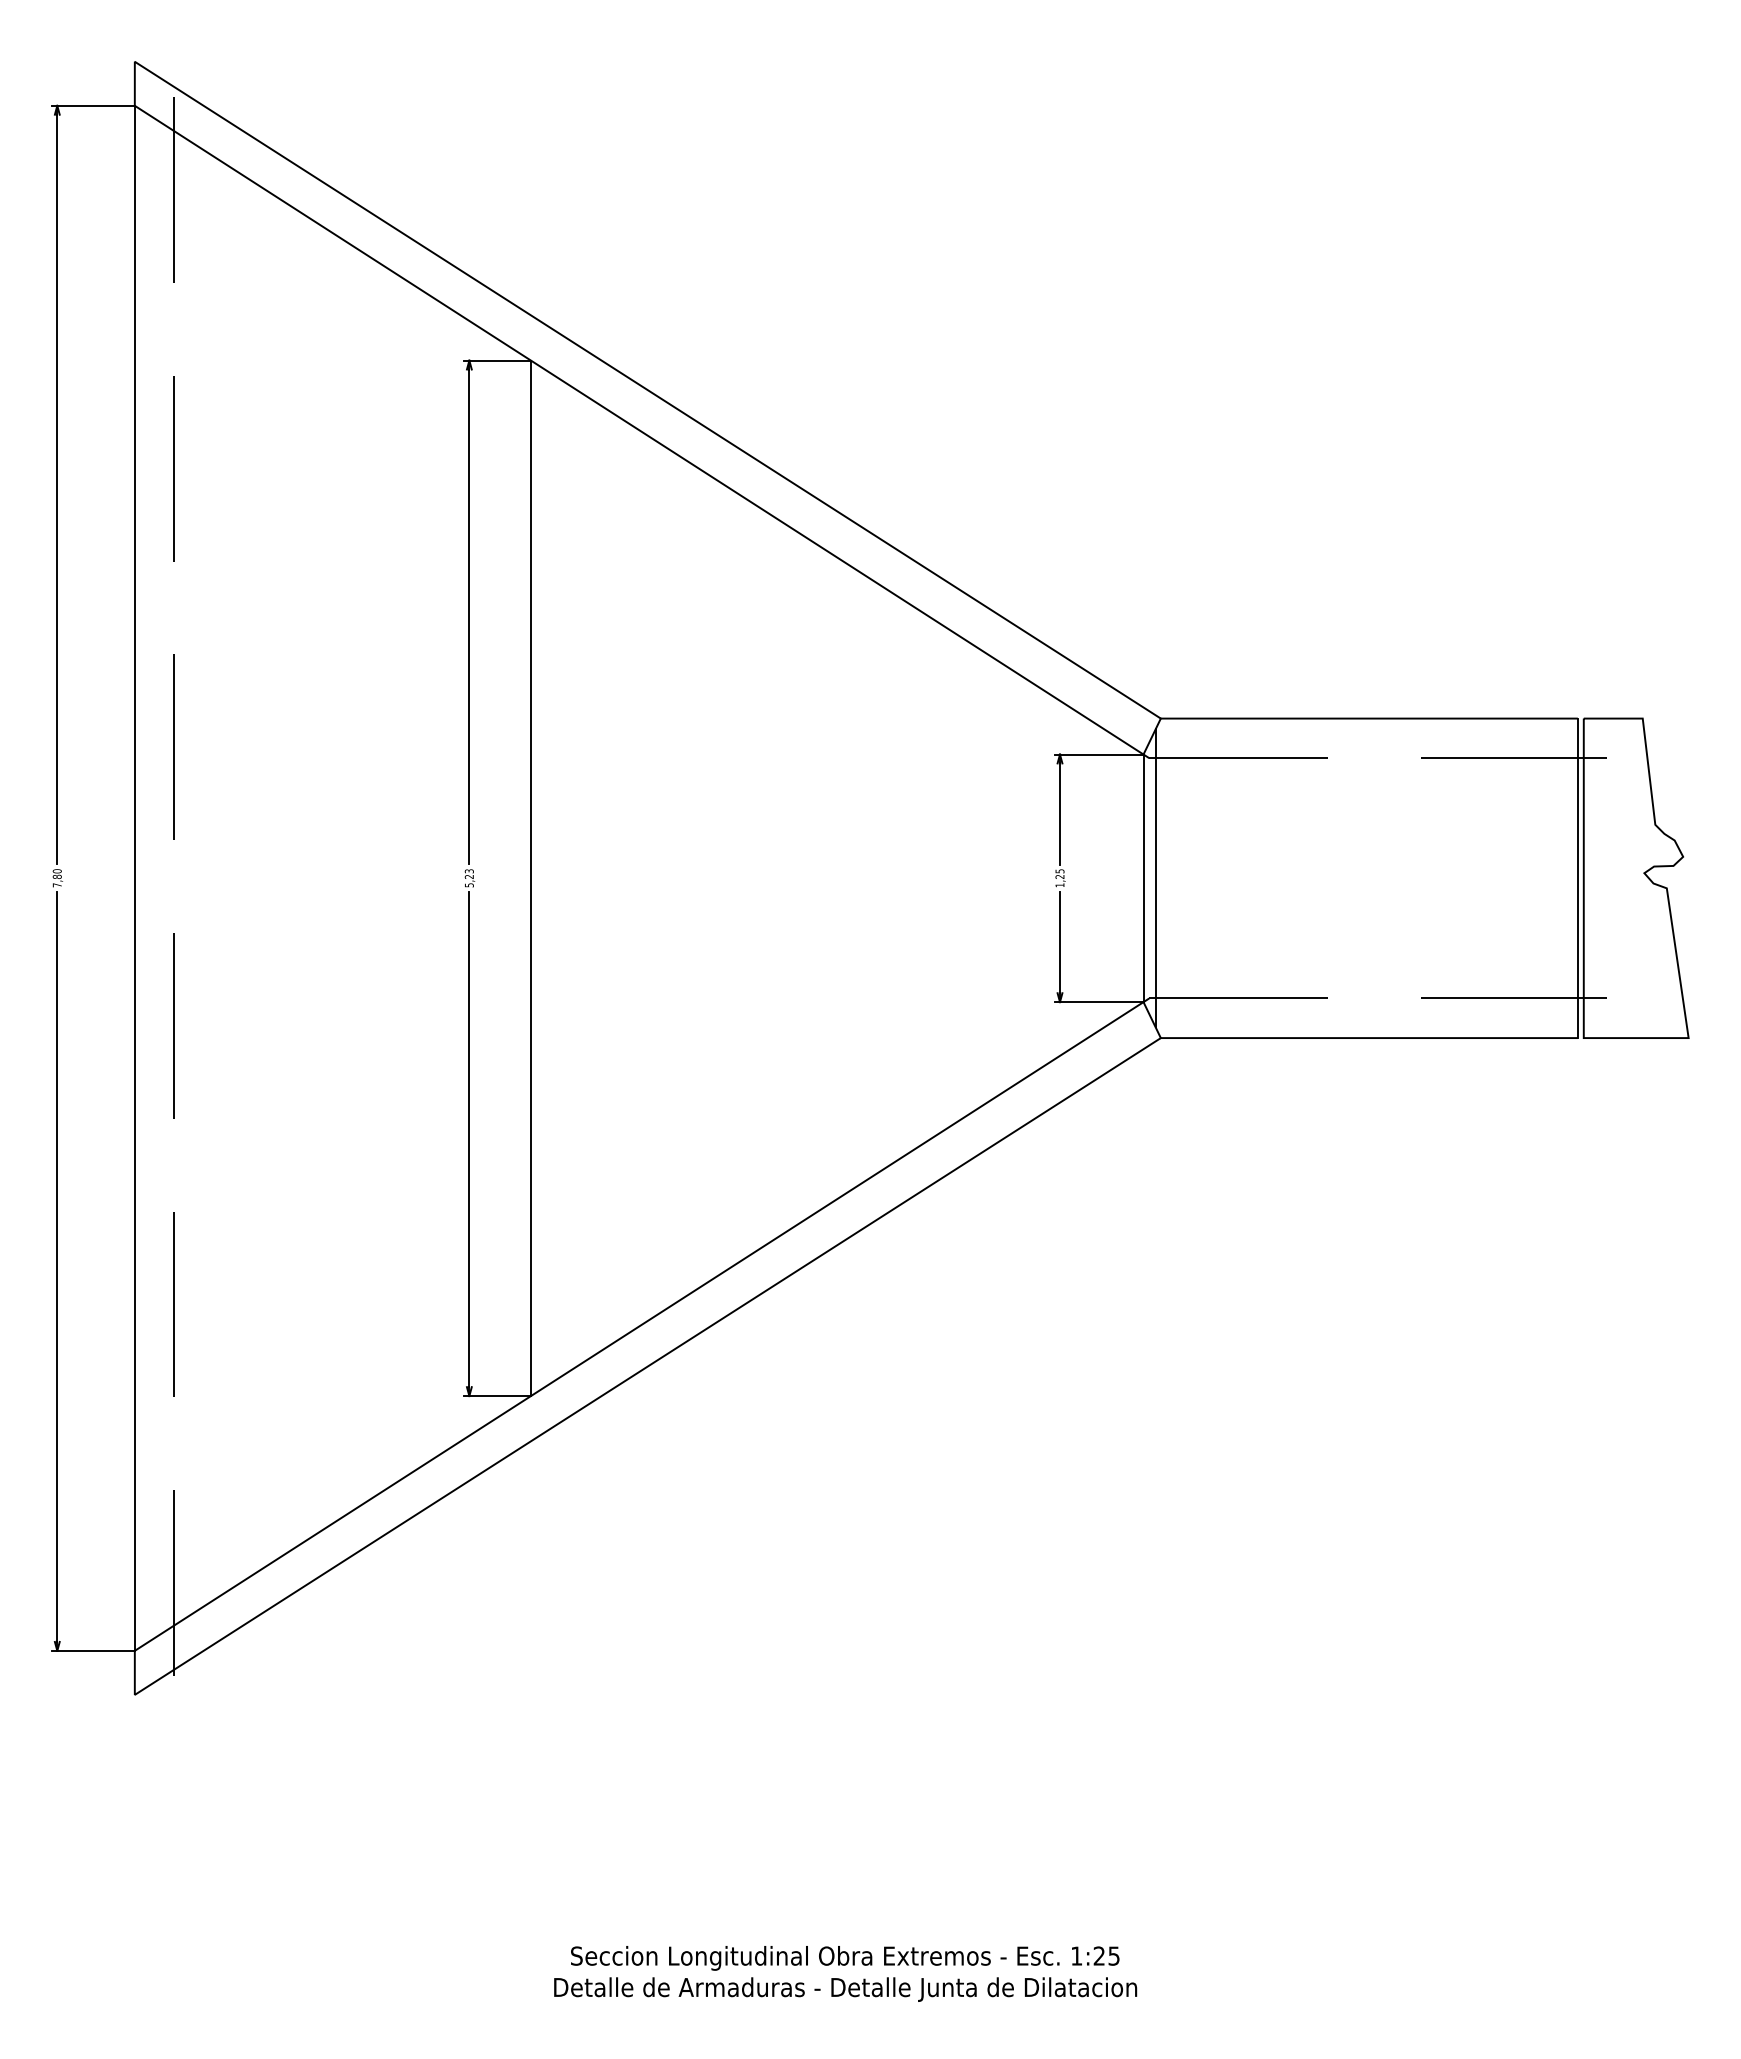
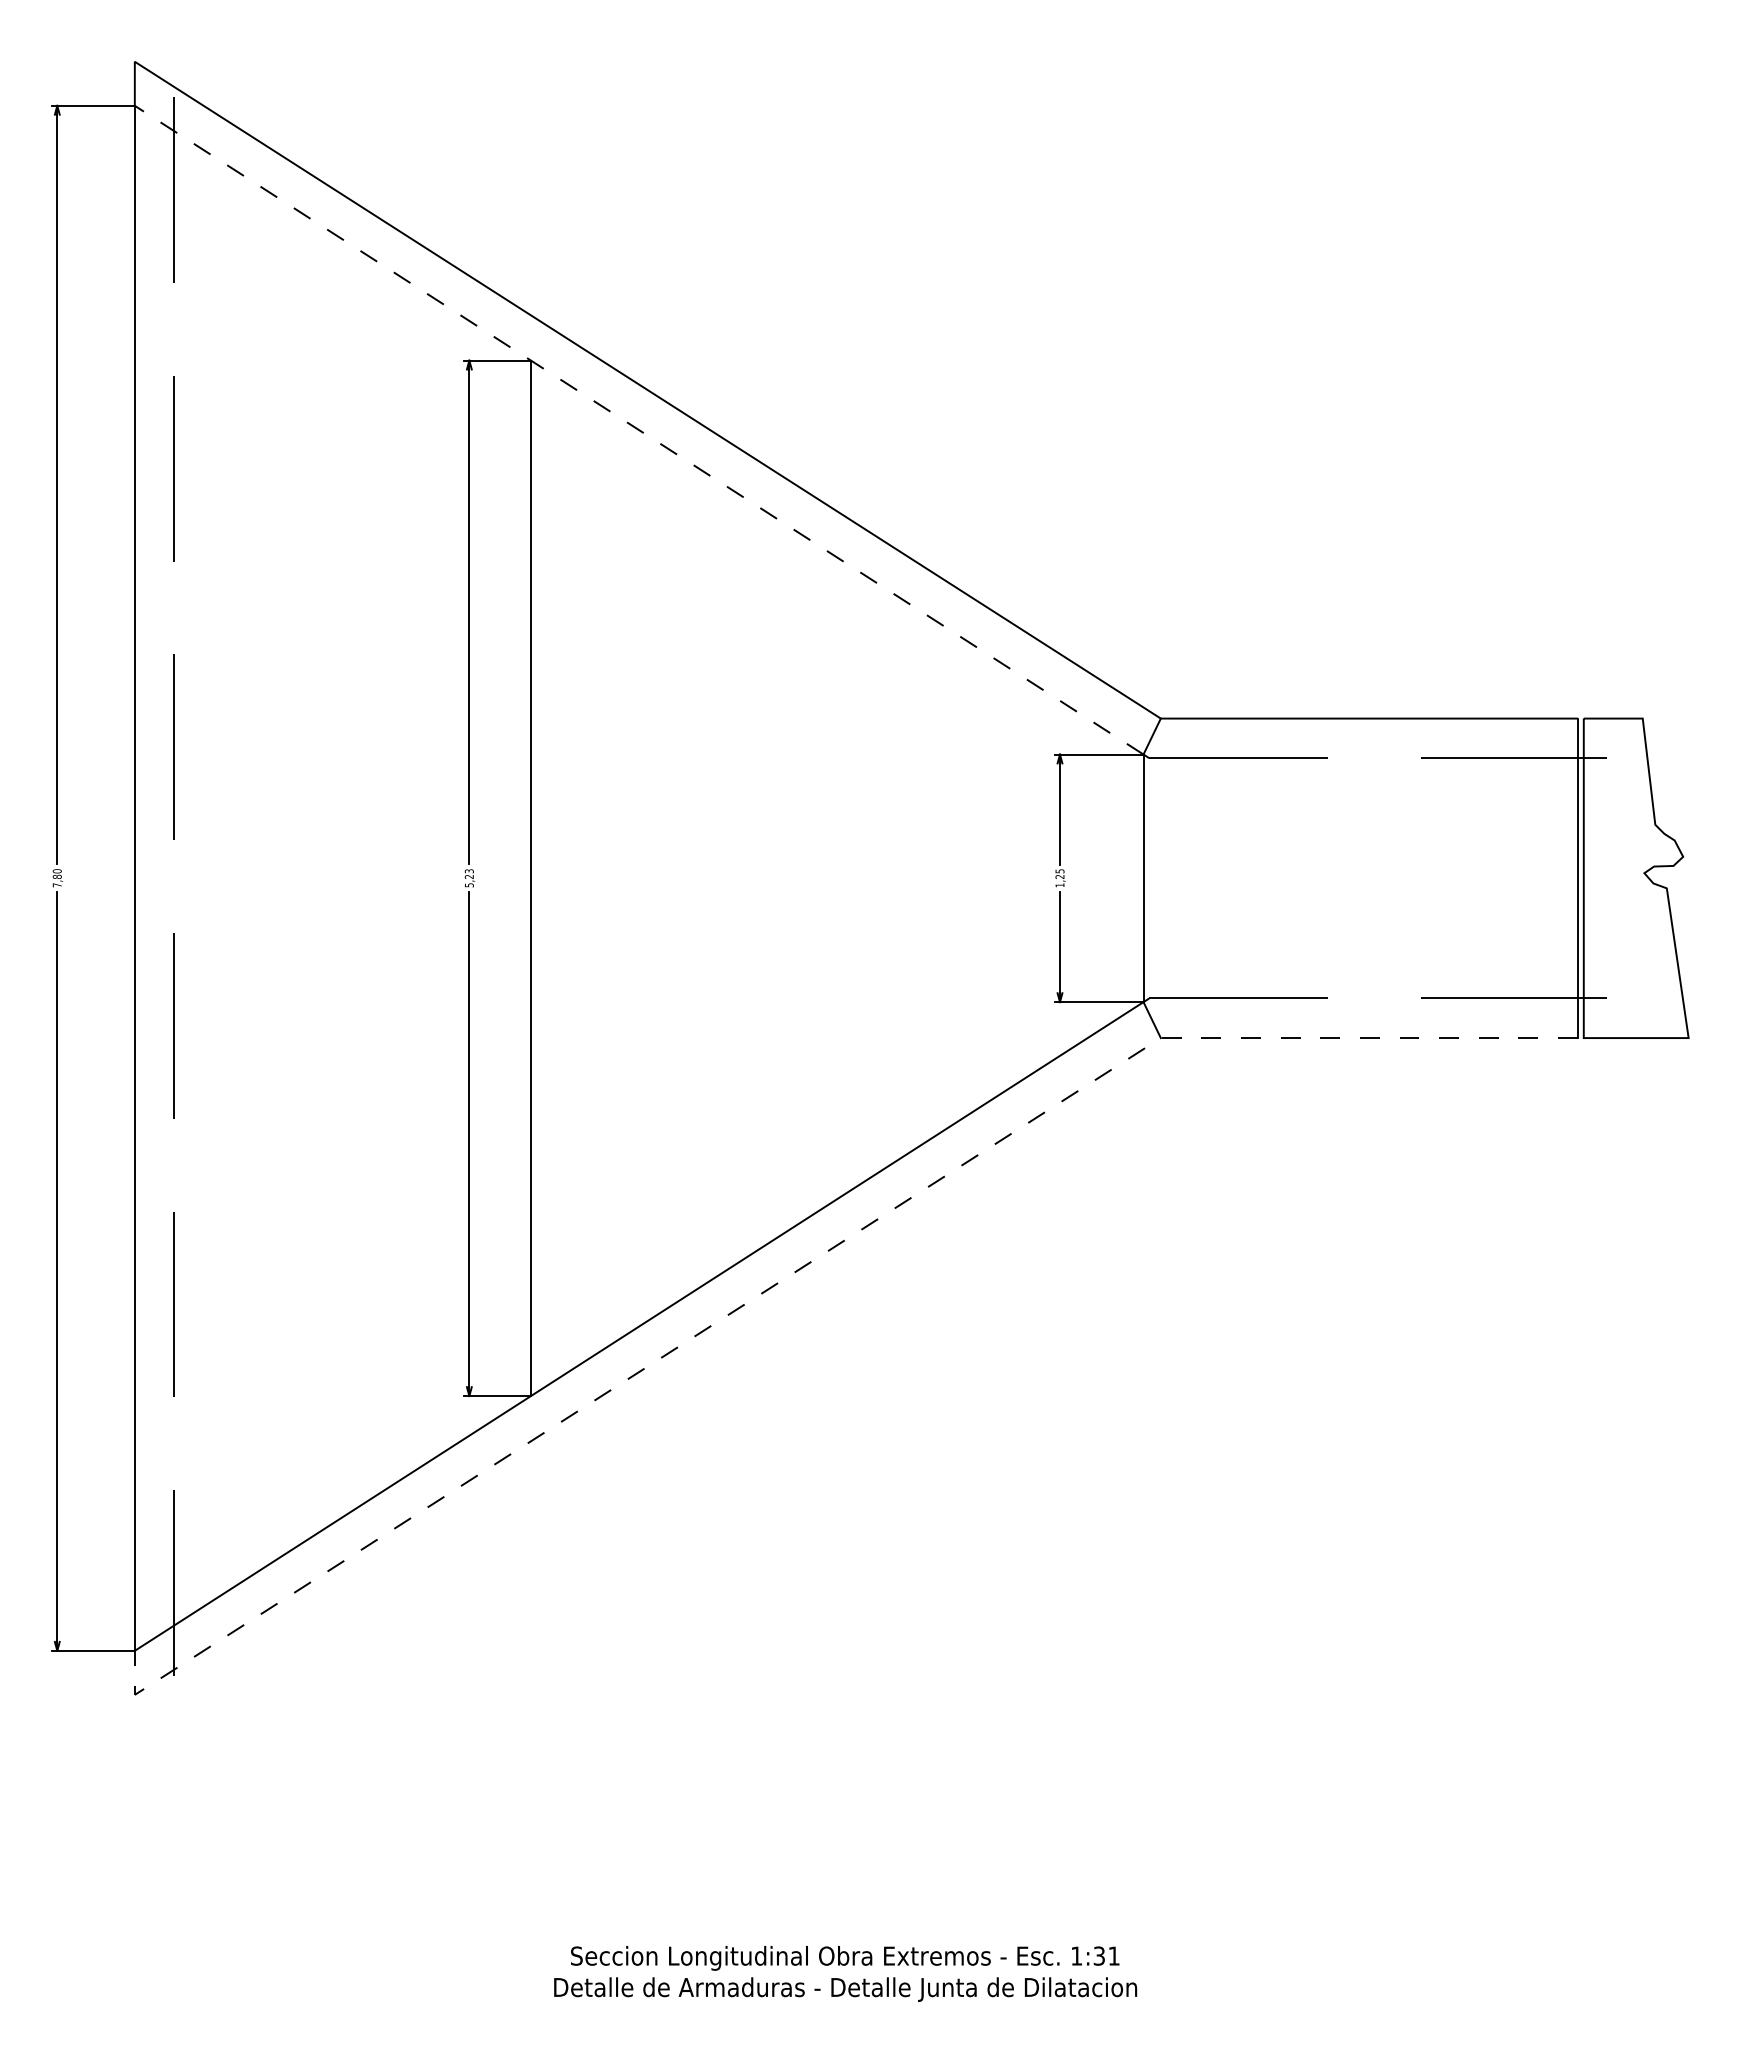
line: solid -> dashed (639, 430)
line: present -> none (1155, 878)
line: solid -> dashed (804, 1266)
text: 1:25 -> 1:31 (1106, 1955)
